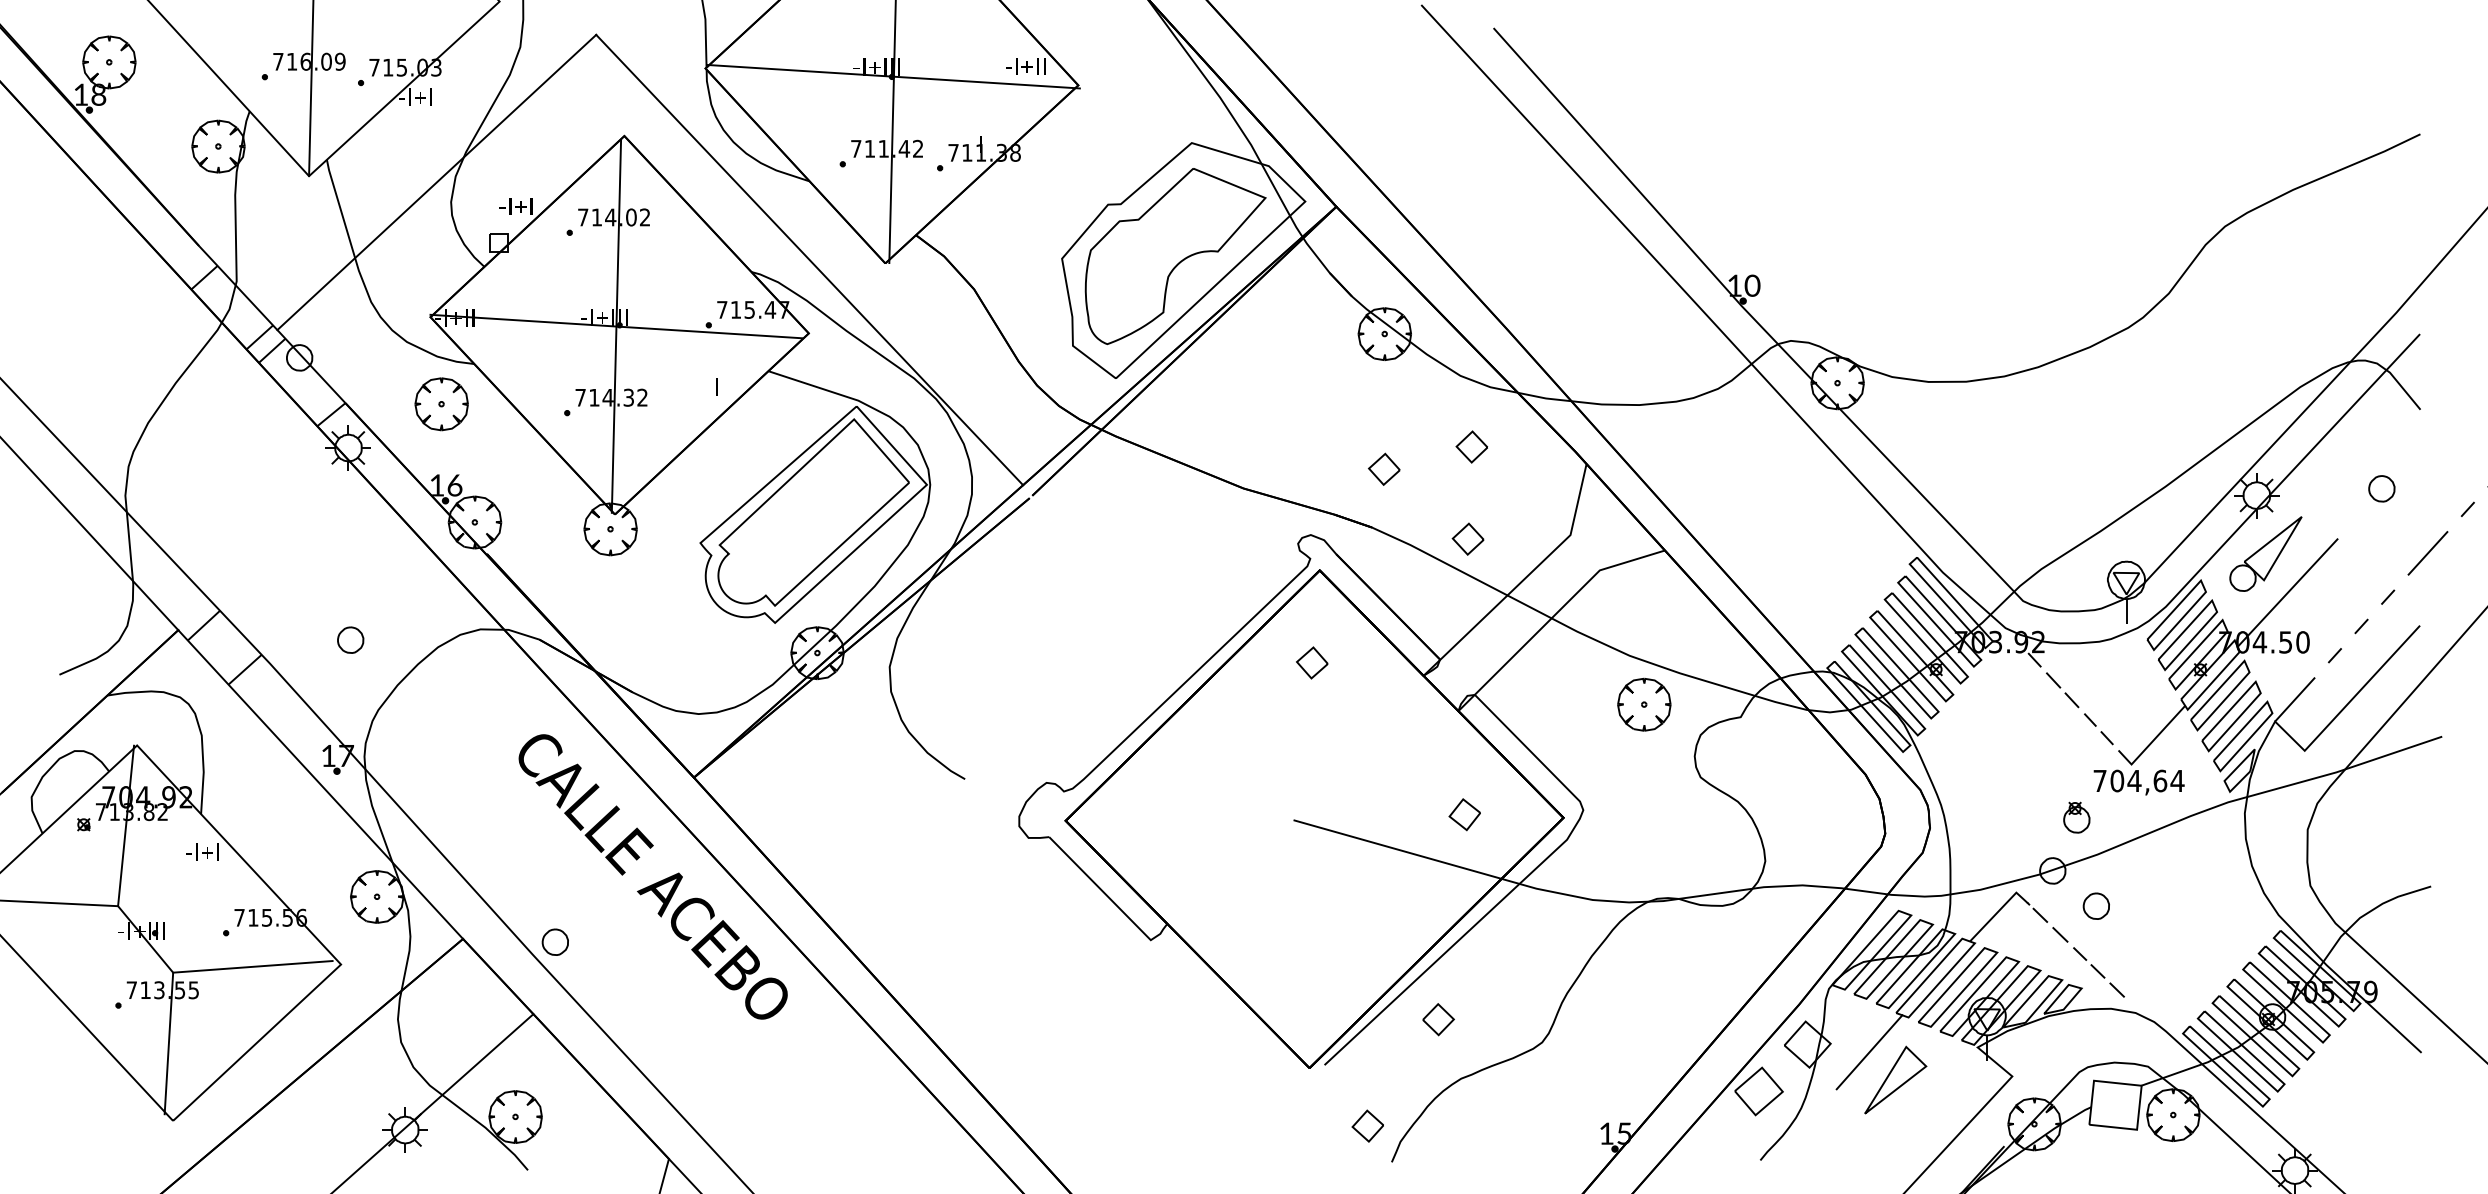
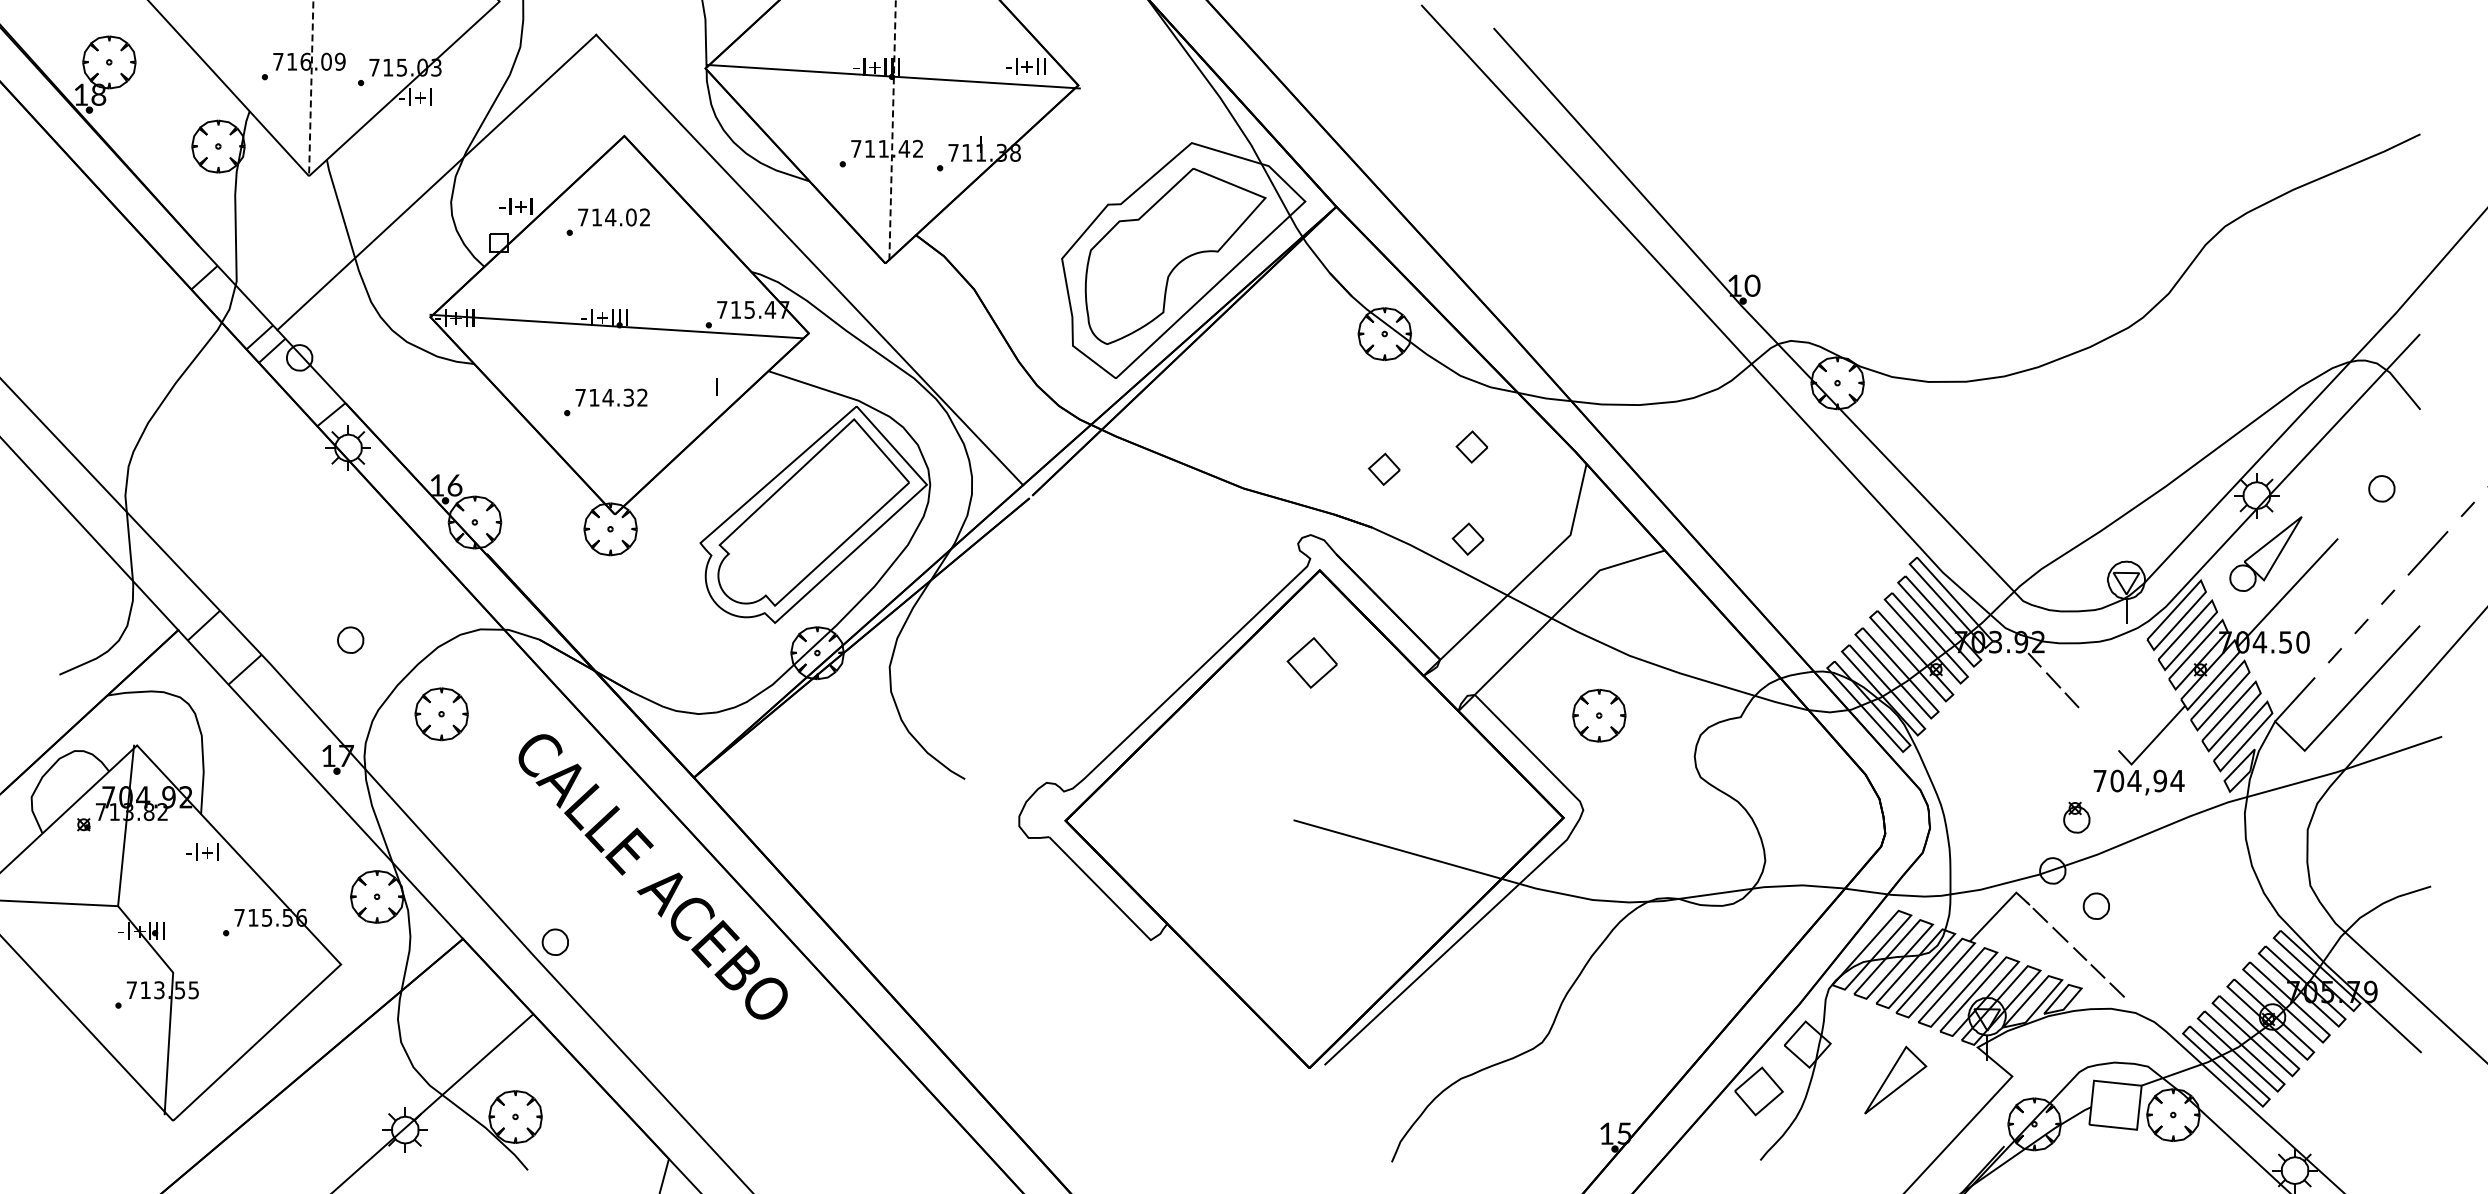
line: solid -> dashed (311, 88)
line: solid -> dashed (892, 132)
line: present -> none (616, 326)
part position: (441, 404) -> (441, 714) (441, 714)
part size: 33x34 px -> 52x52 px (1311, 662)
part position: (1644, 704) -> (1599, 715) (1599, 715)
line: present -> none (2100, 731)
text: 704,64 -> 704,94 (2160, 780)
part: present -> none (1464, 814)
line: present -> none (252, 966)
part: present -> none (1438, 1019)
line: present -> none (1869, 1052)
part: present -> none (1367, 1125)
